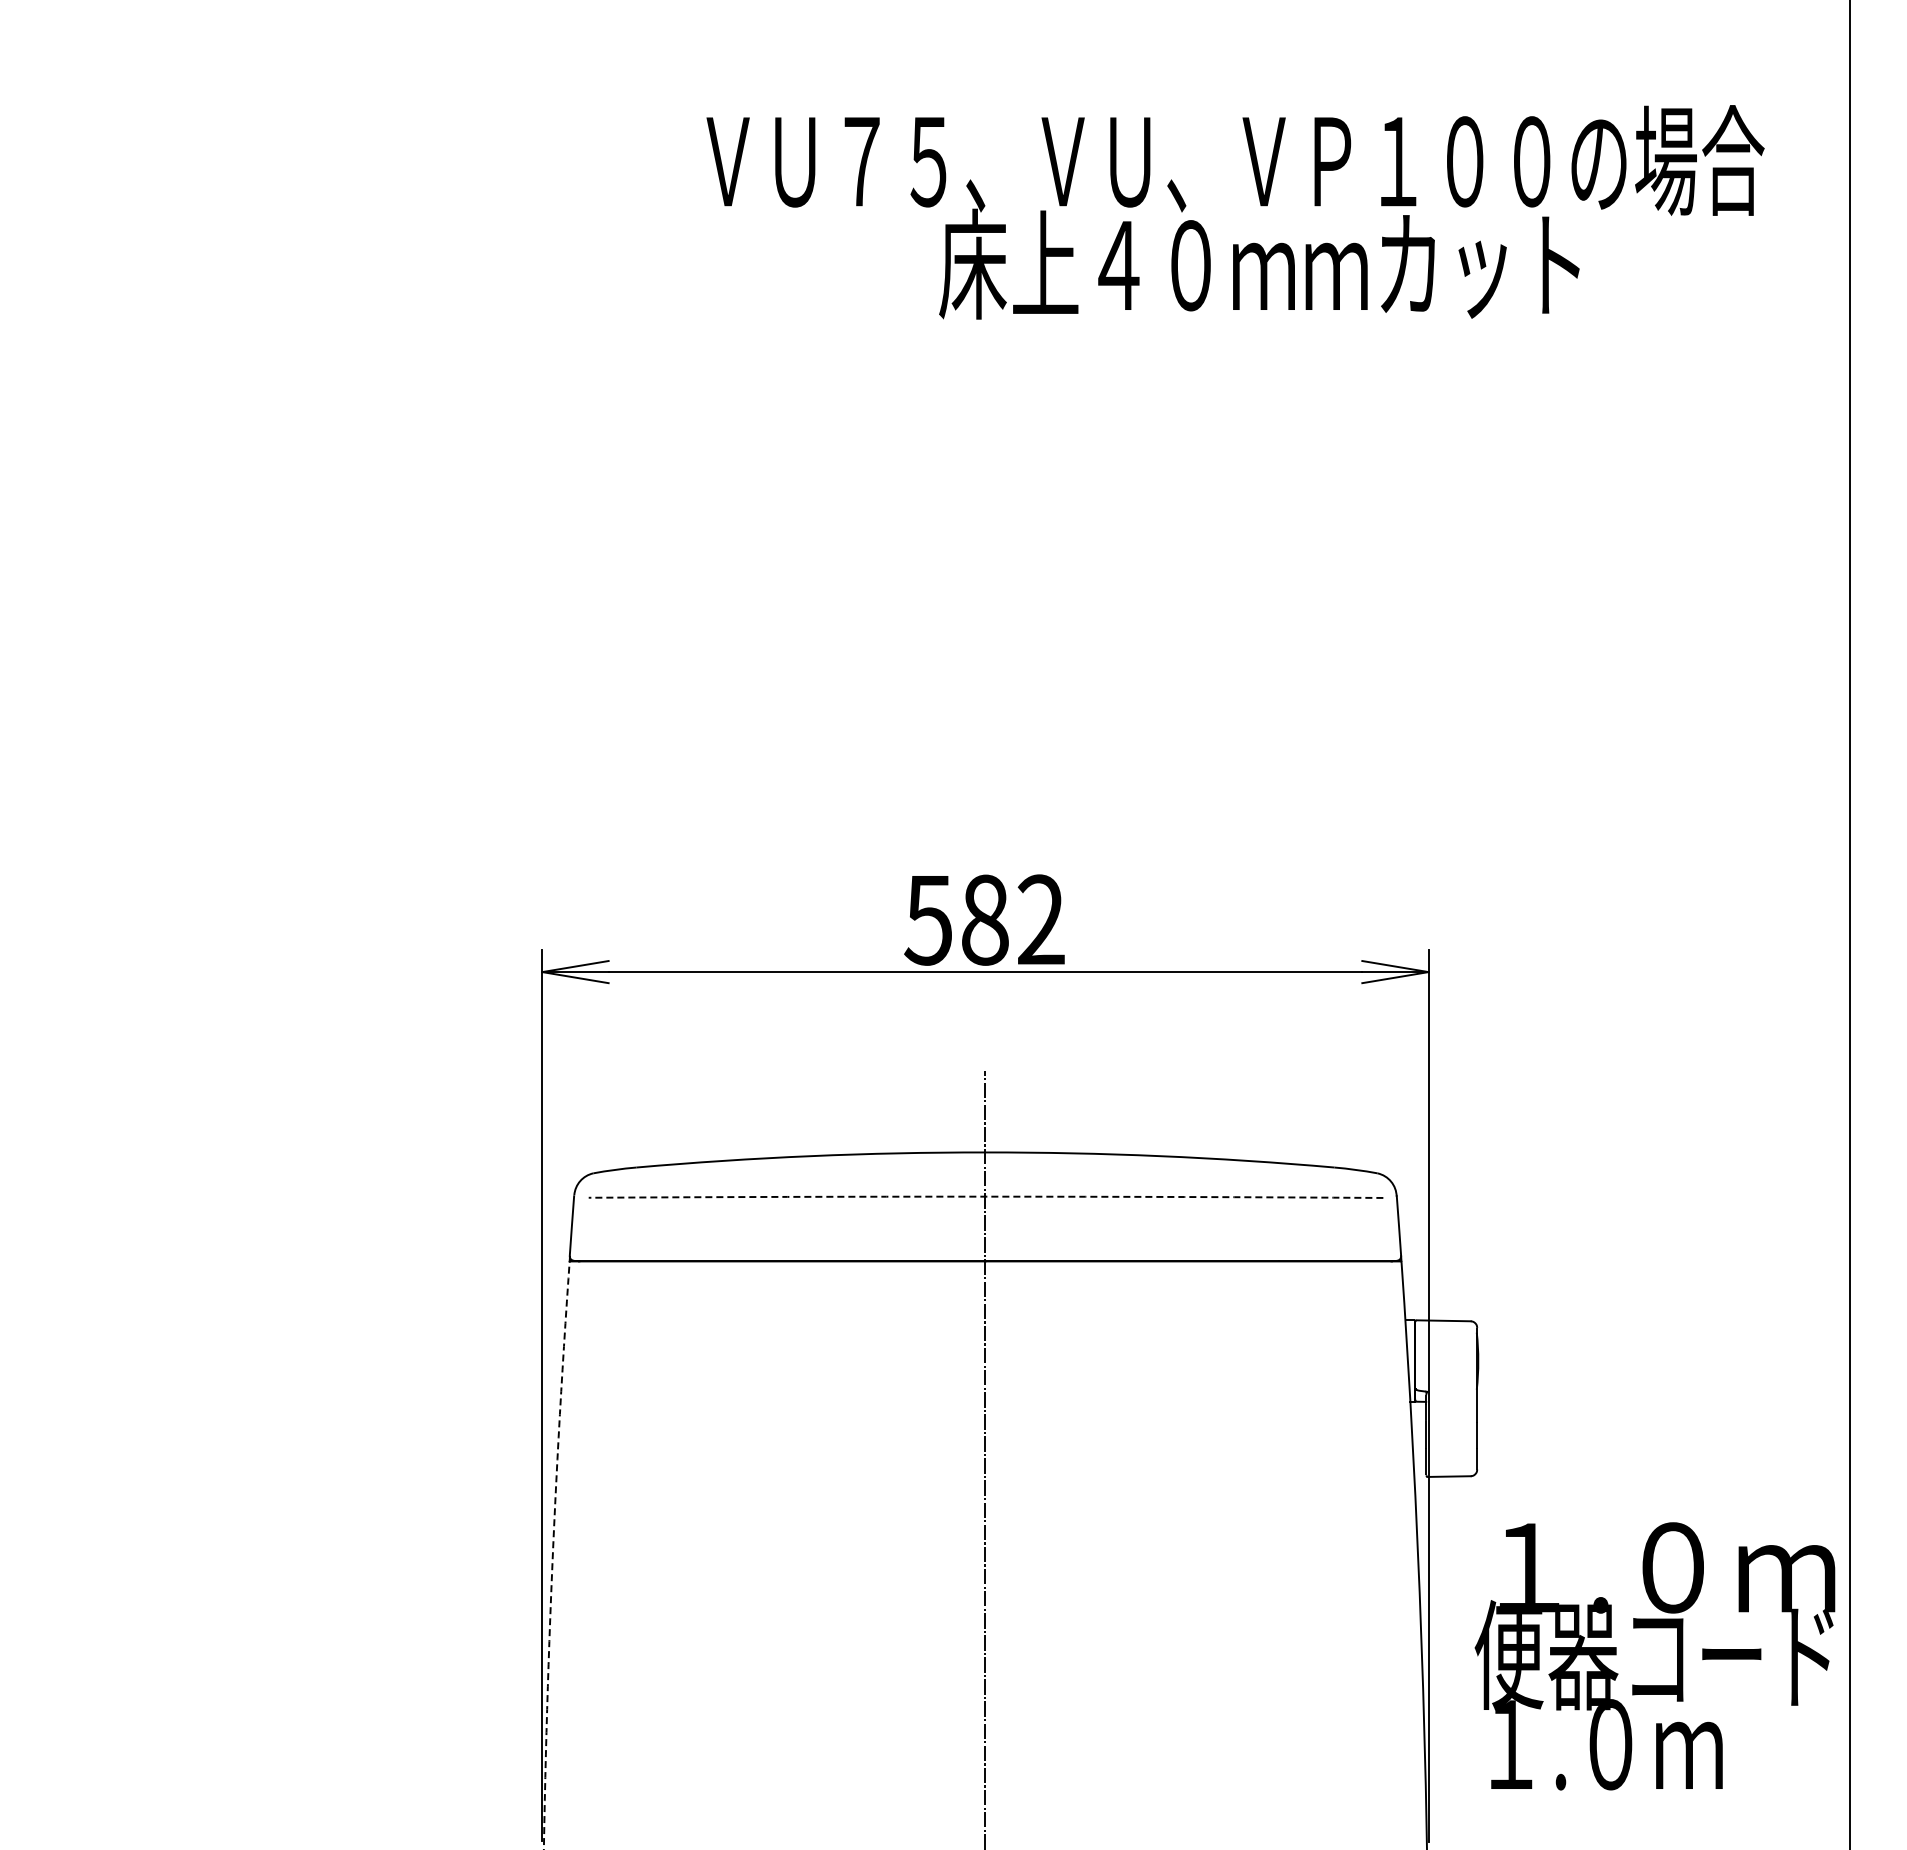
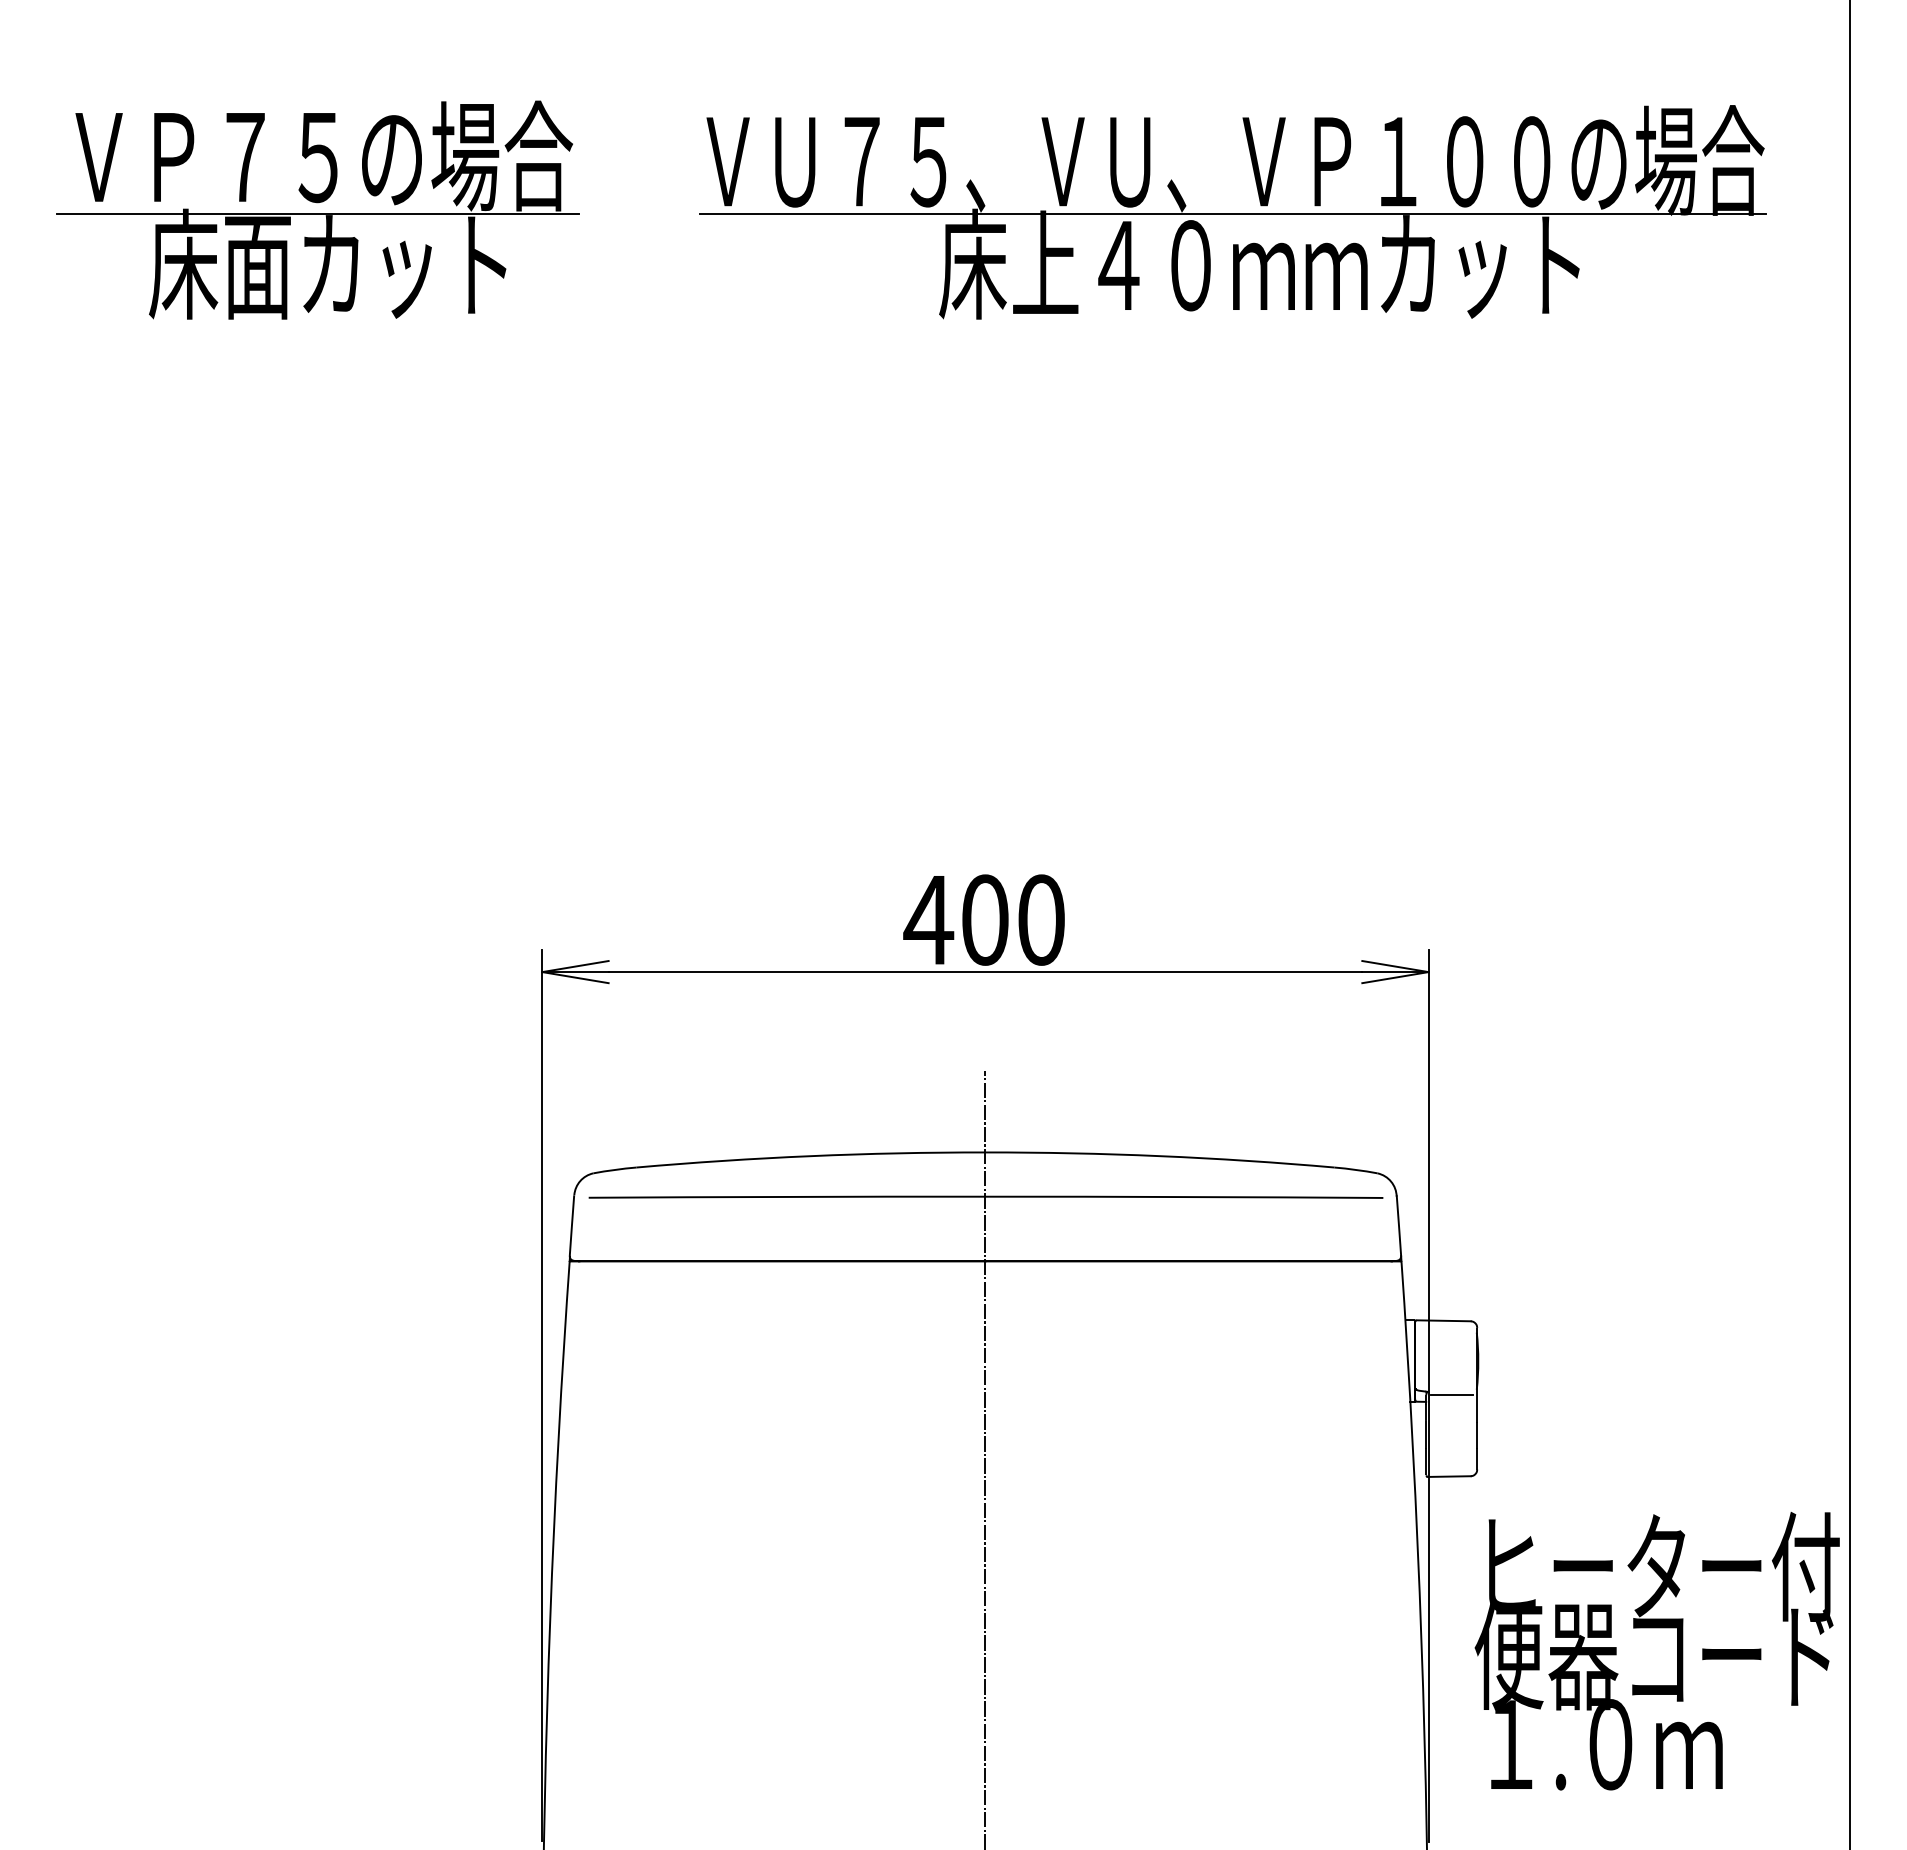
part: none -> present (317, 209)
line: none -> present (1232, 213)
text: 582 -> 400 (983, 919)
arc: dashed -> solid (986, 1196)
line: none -> present (1451, 1395)
arc: dashed -> solid (553, 1552)
text: １.０ｍ -> ヒーター付 (1663, 1566)
